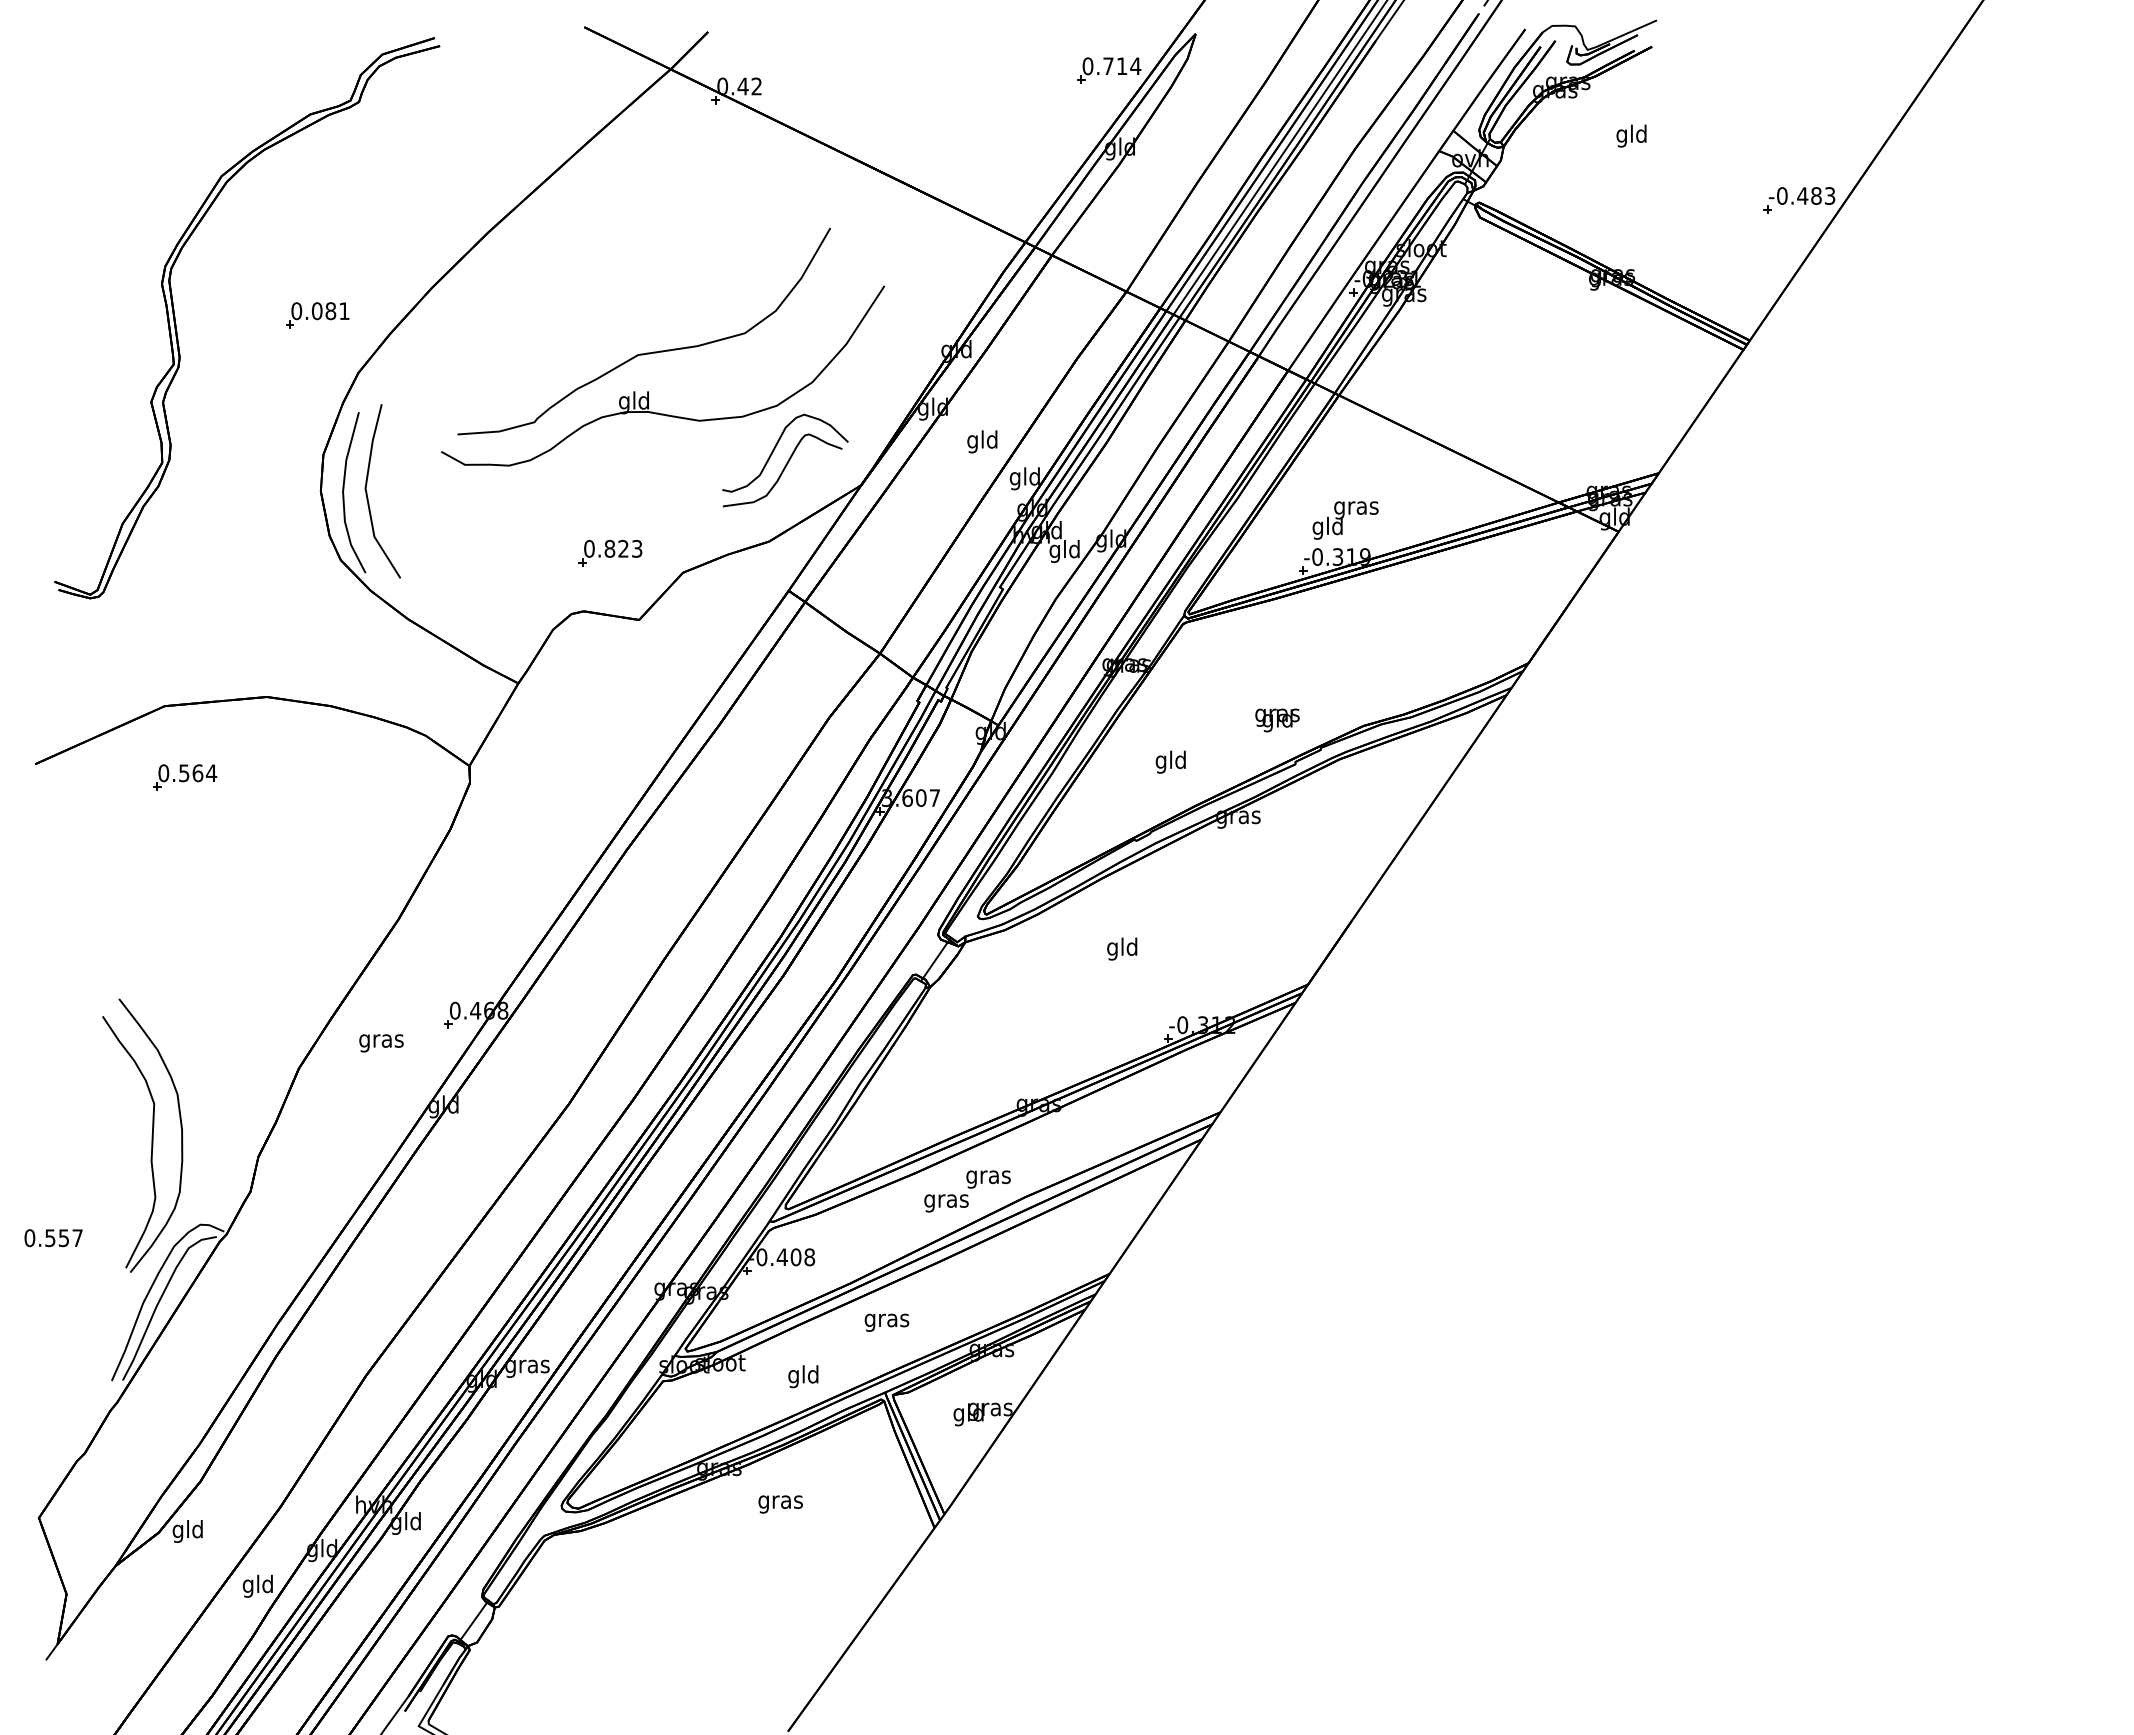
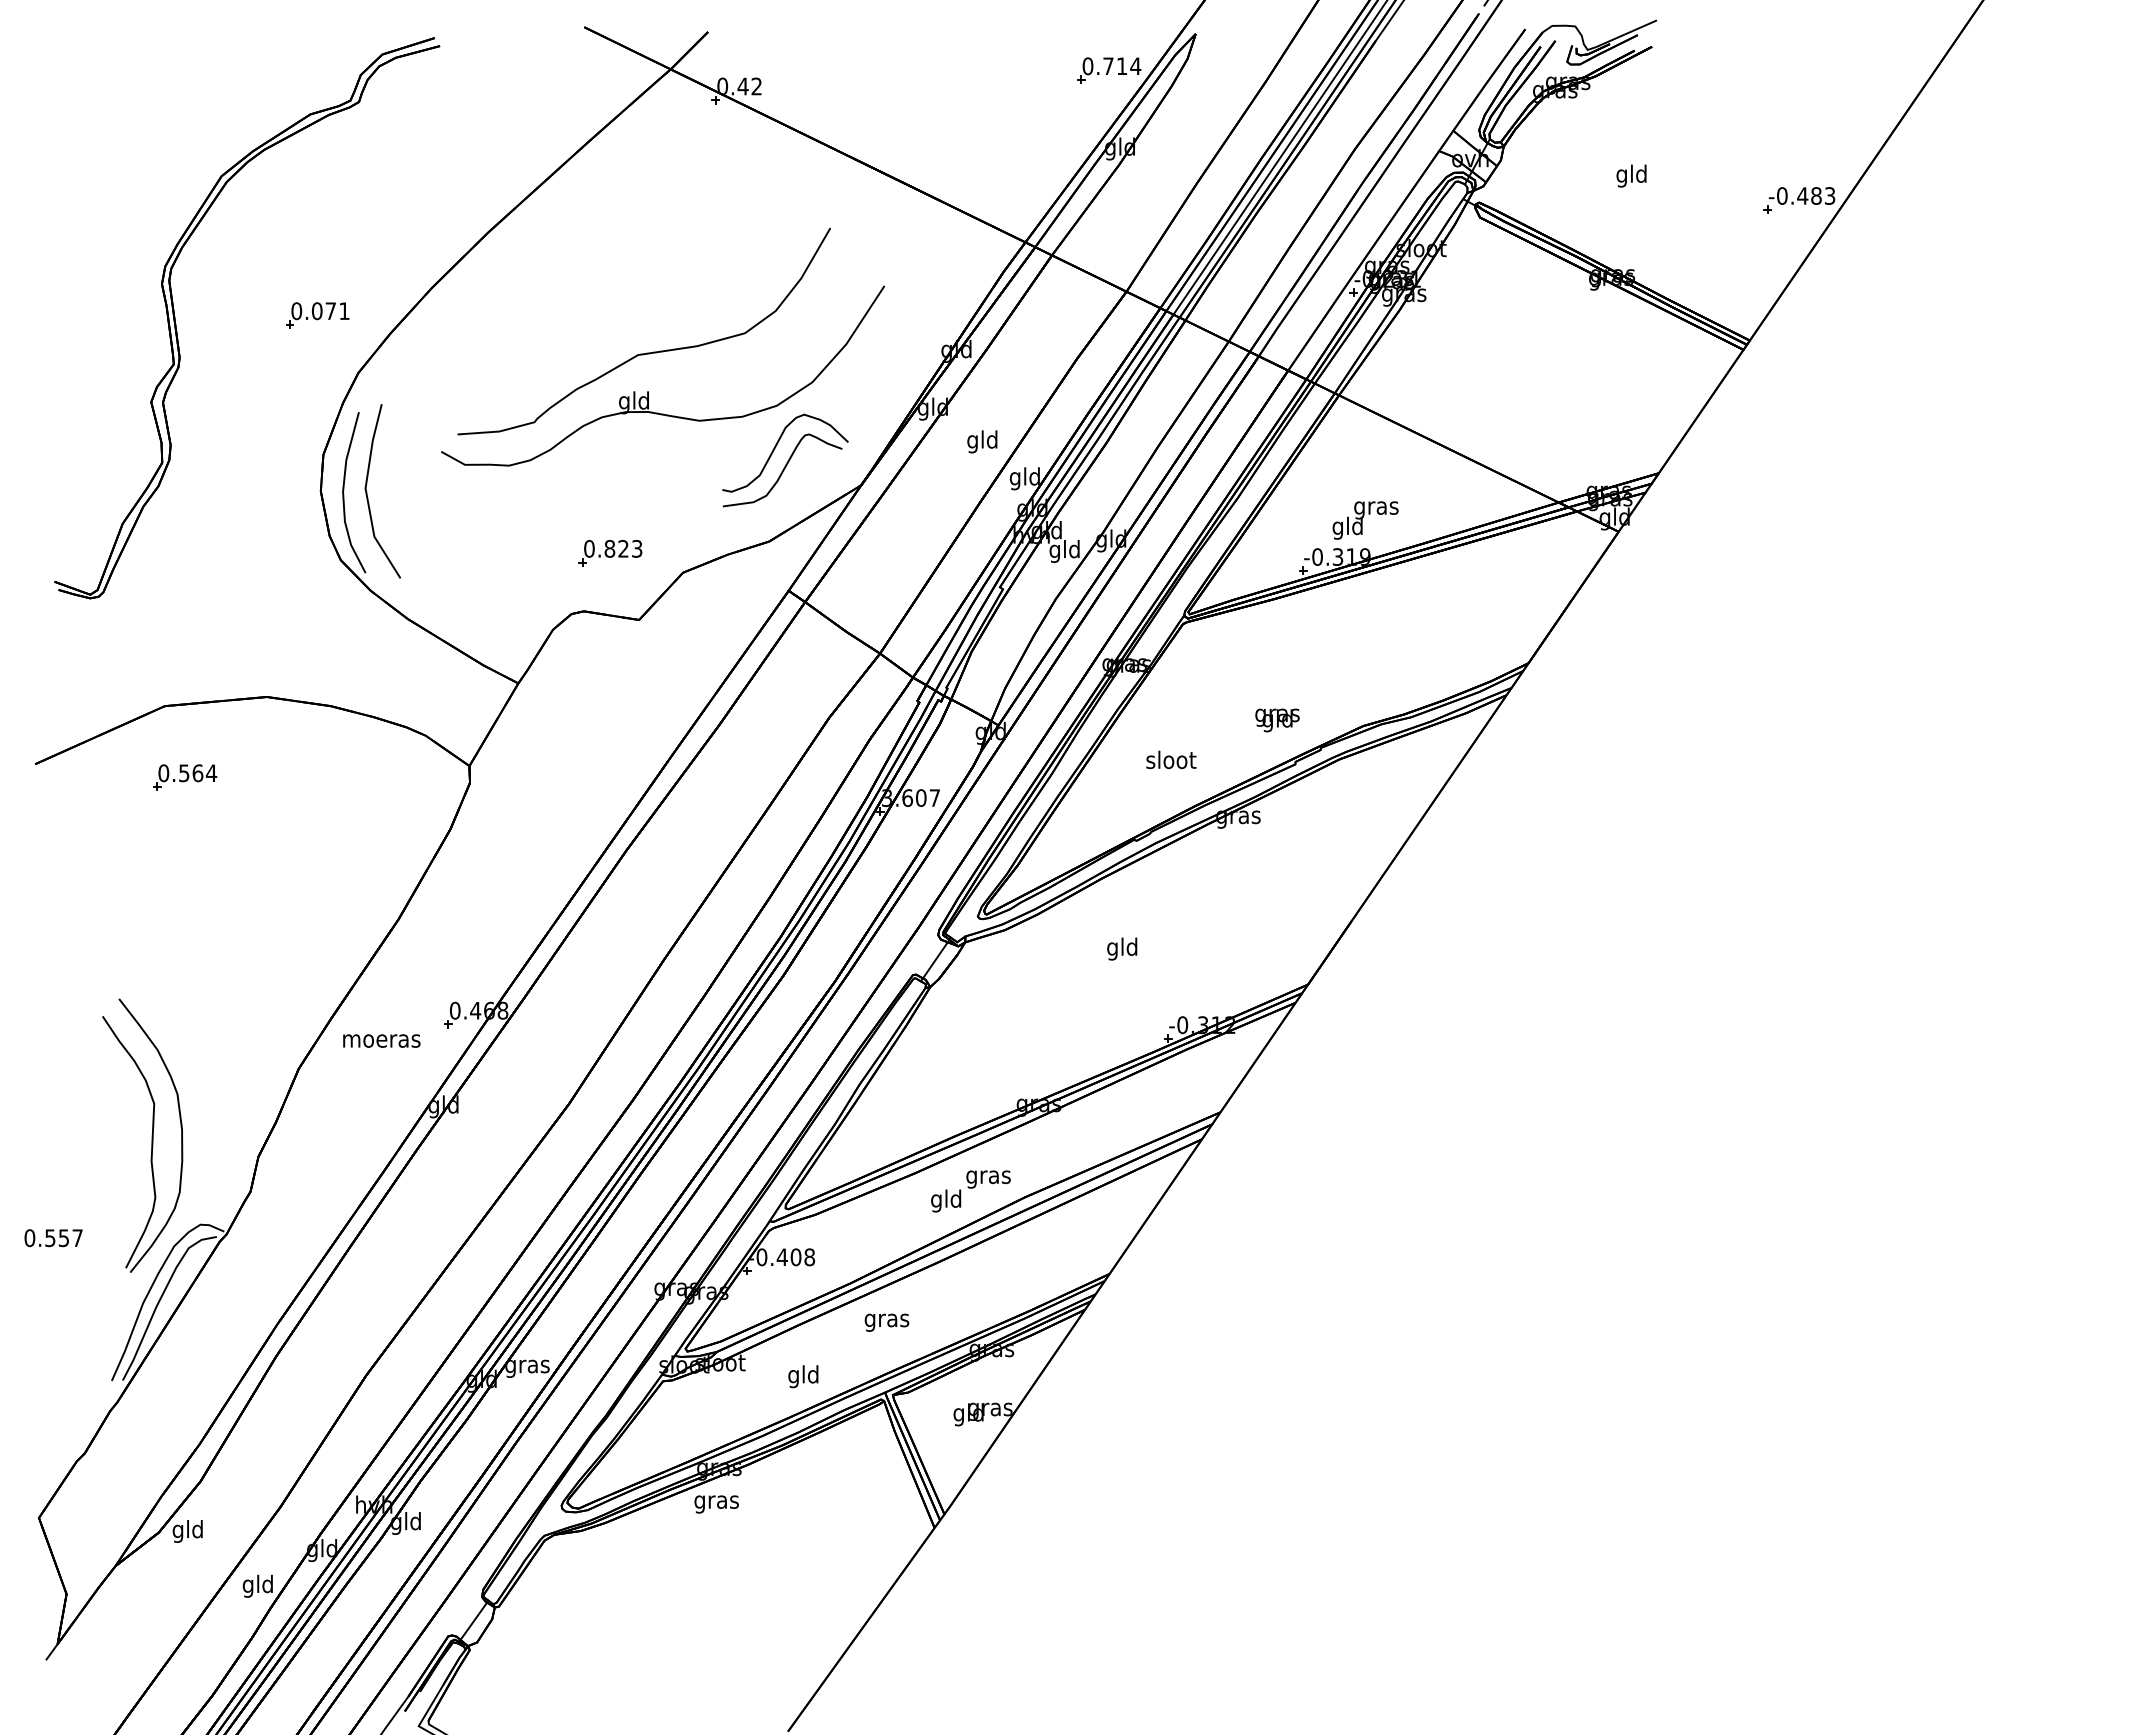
text position: (1631, 135) -> (1631, 175) (1631, 175)
text: 0.081 -> 0.071 (330, 311)
text position: (1345, 520) -> (1365, 520) (1365, 520)
text: gld -> sloot (1171, 761)
text: gras -> moeras (381, 1043)
text: gras -> gld (946, 1200)
text position: (780, 1504) -> (716, 1504) (716, 1504)
